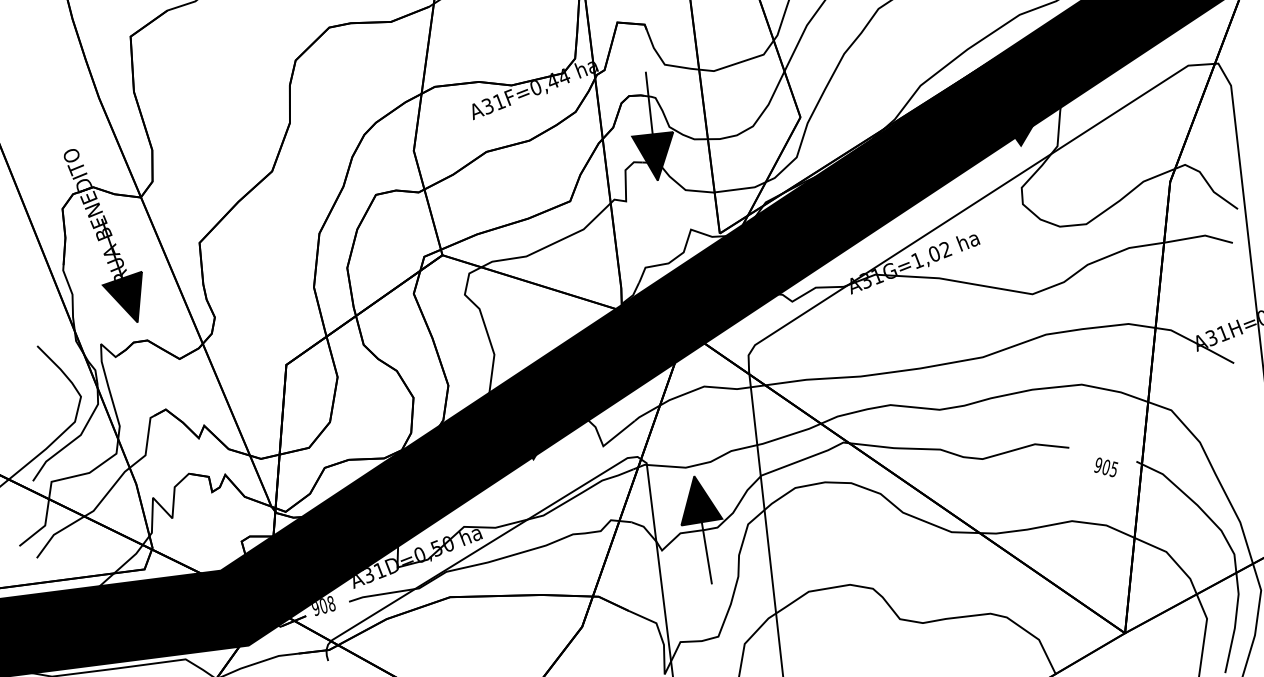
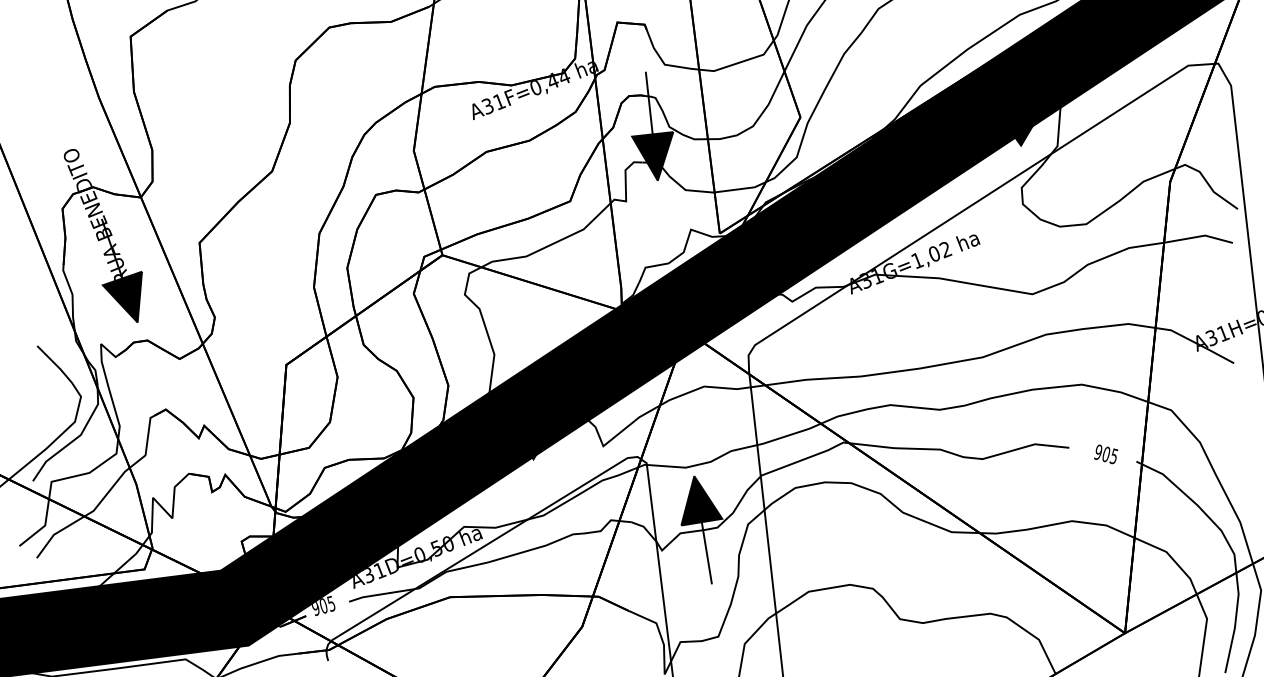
text position: (1106, 467) -> (1106, 454) (1106, 454)
text: 908 -> 905 (331, 603)
